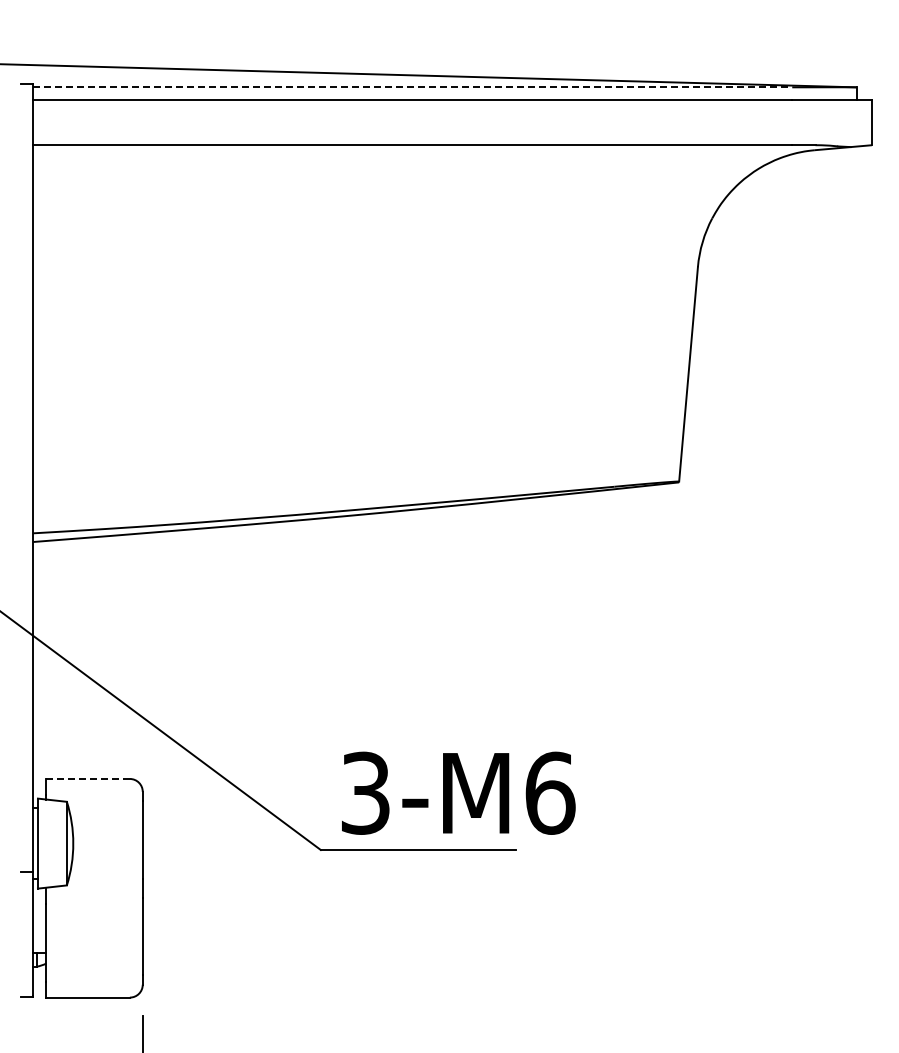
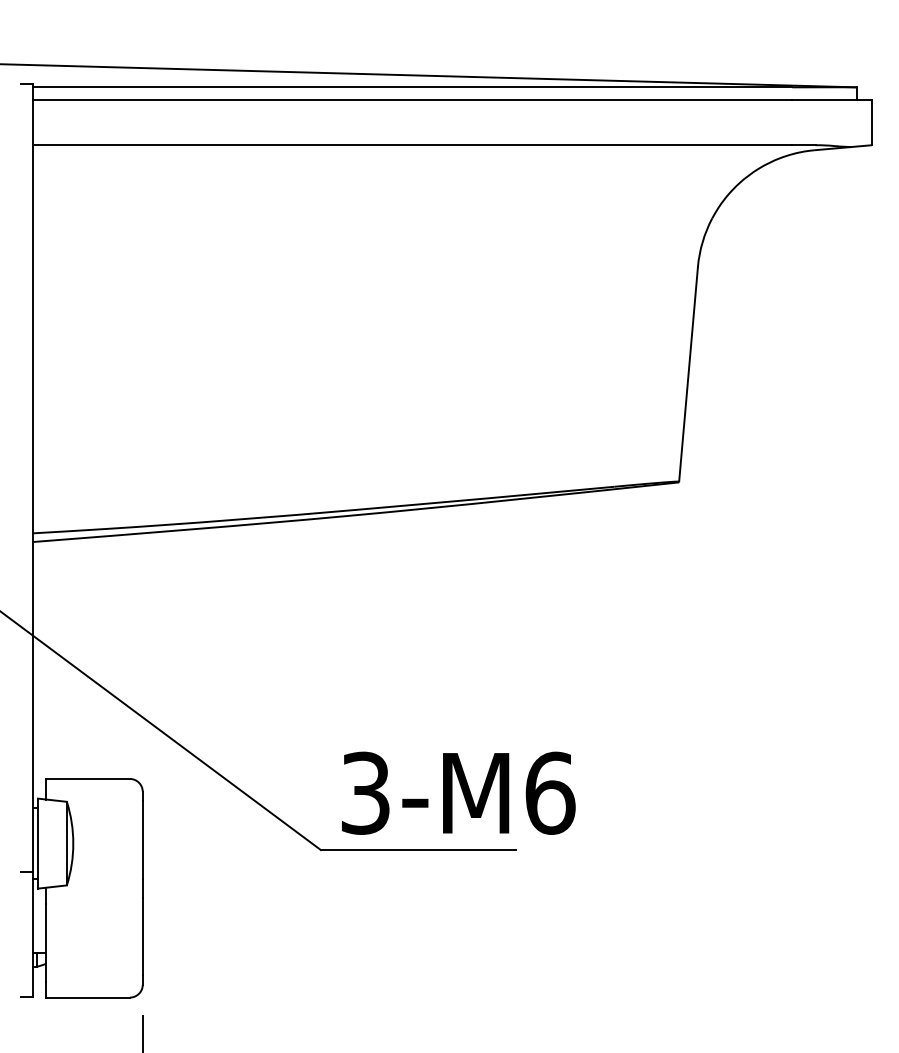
line: dashed -> solid (413, 87)
line: dashed -> solid (88, 778)
